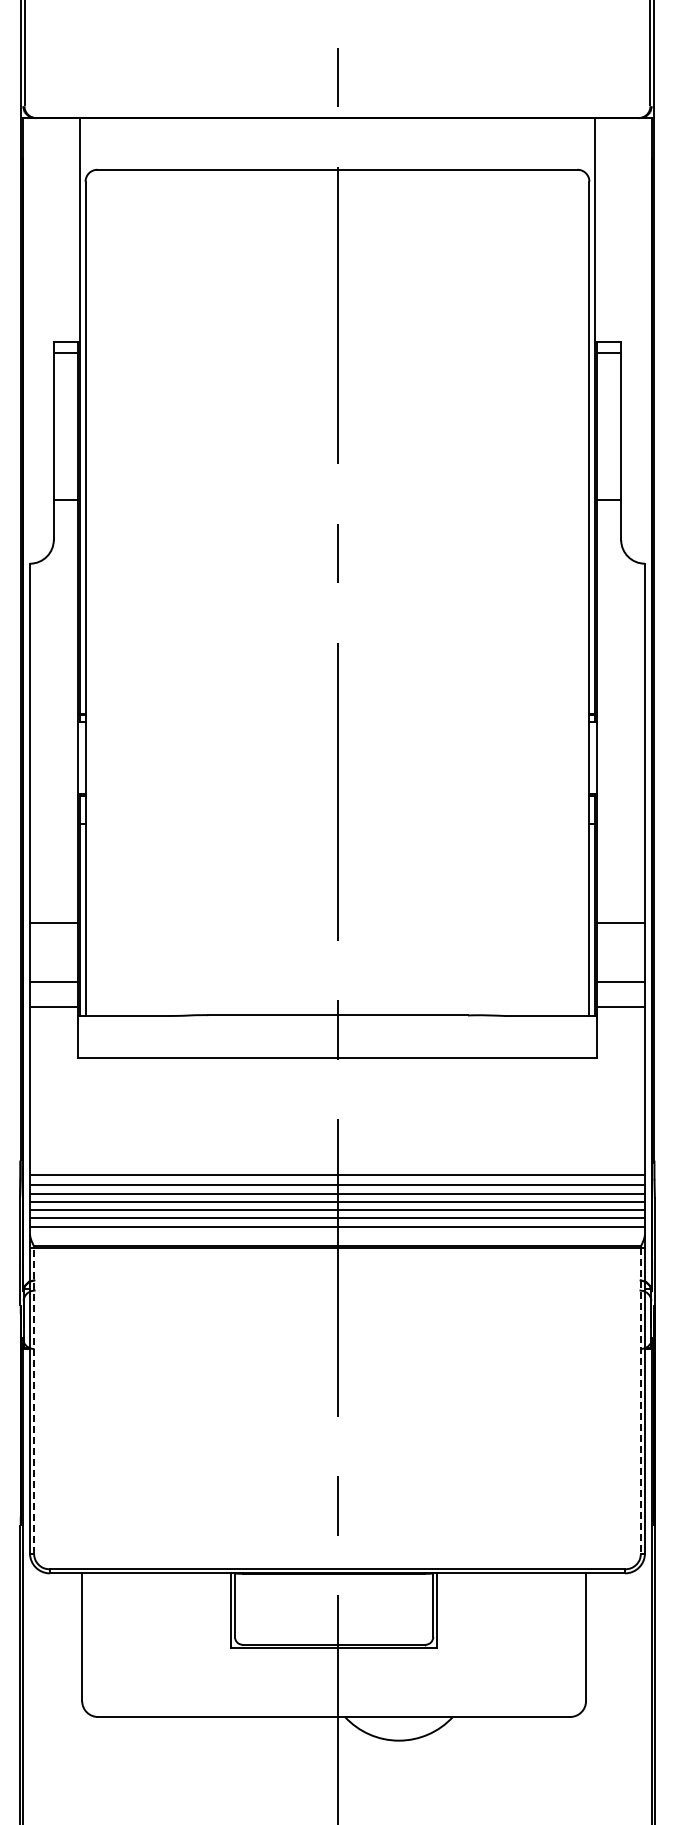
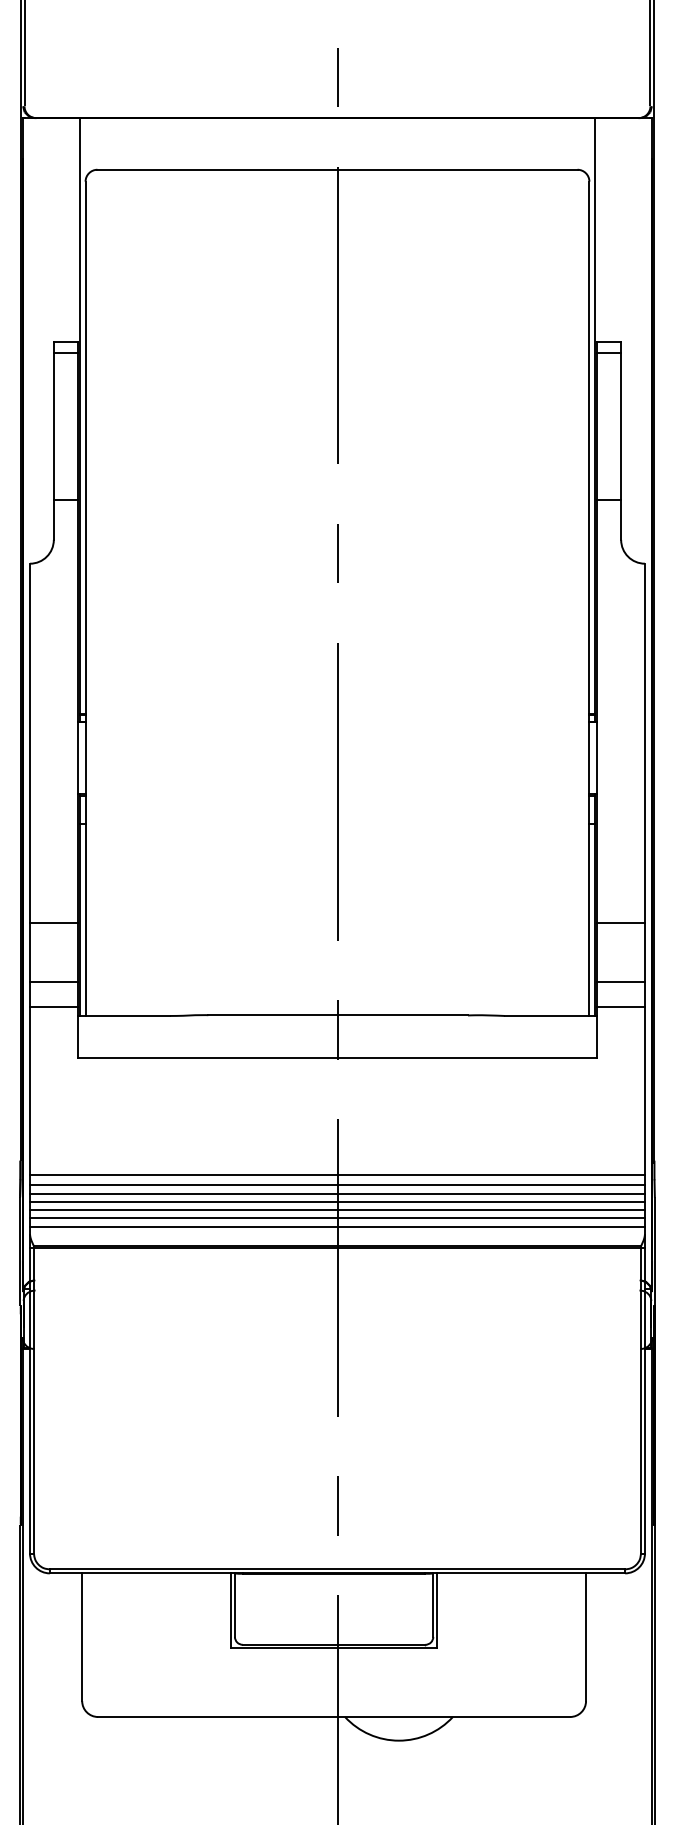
line: dashed -> solid (34, 1400)
line: dashed -> solid (640, 1400)
